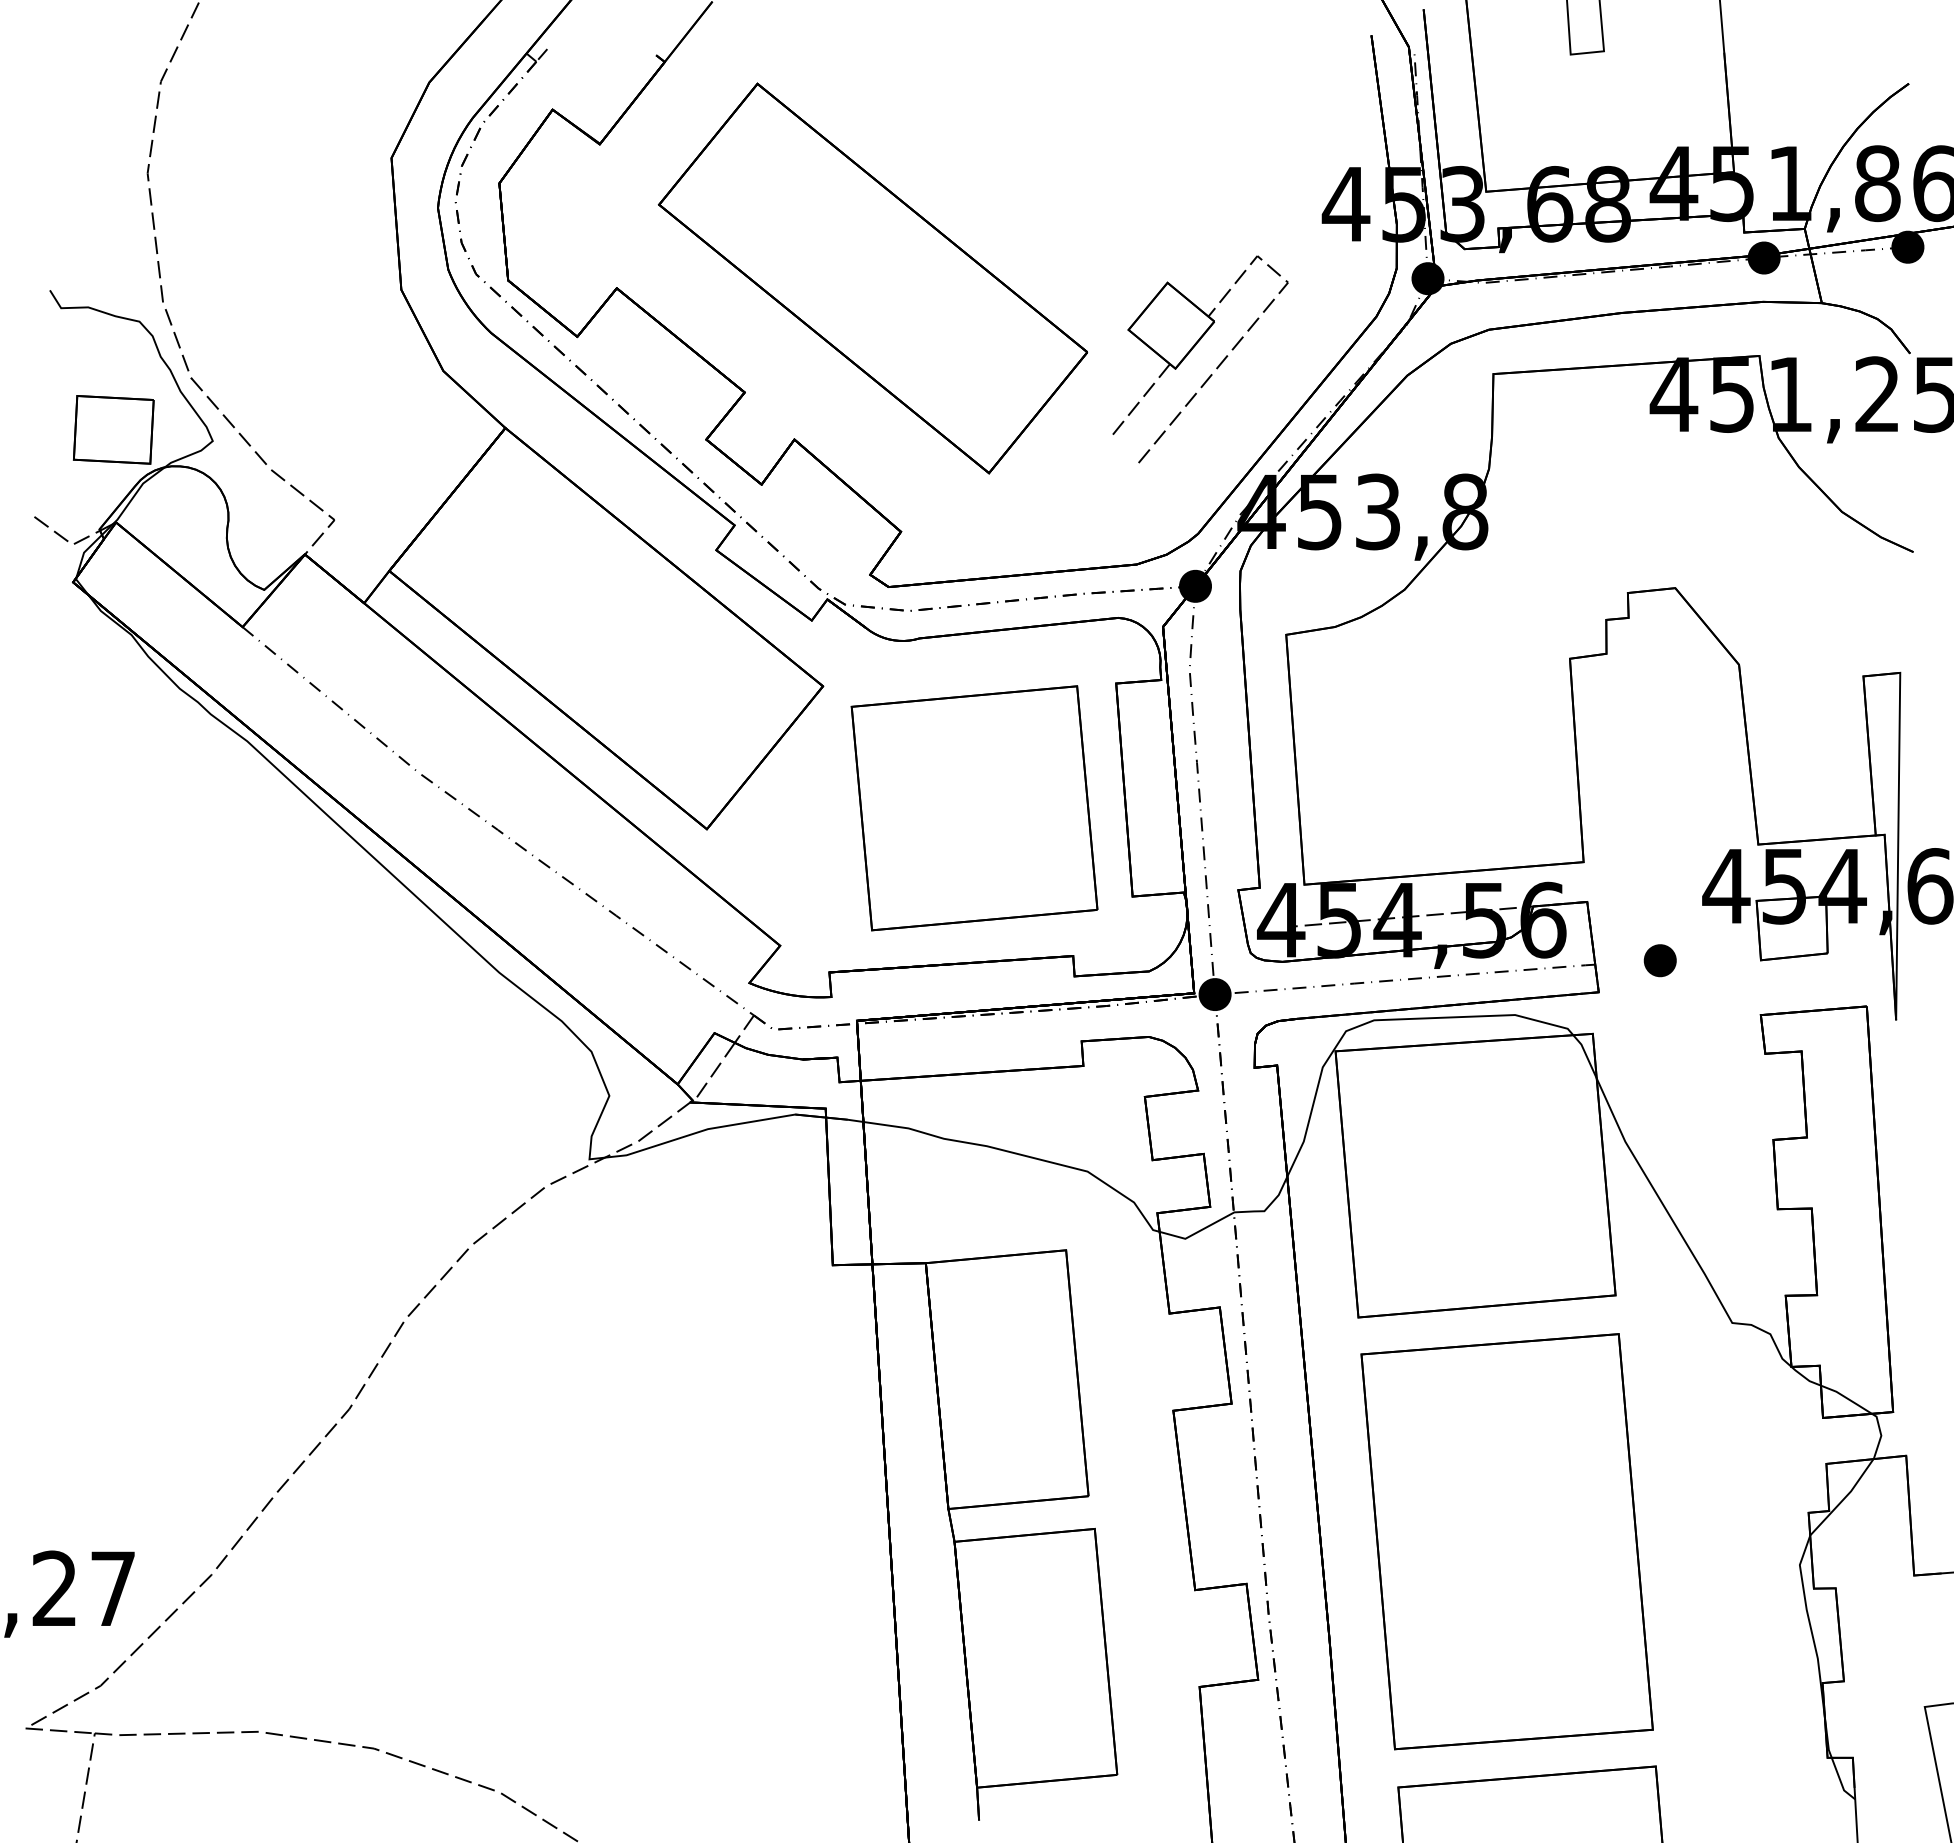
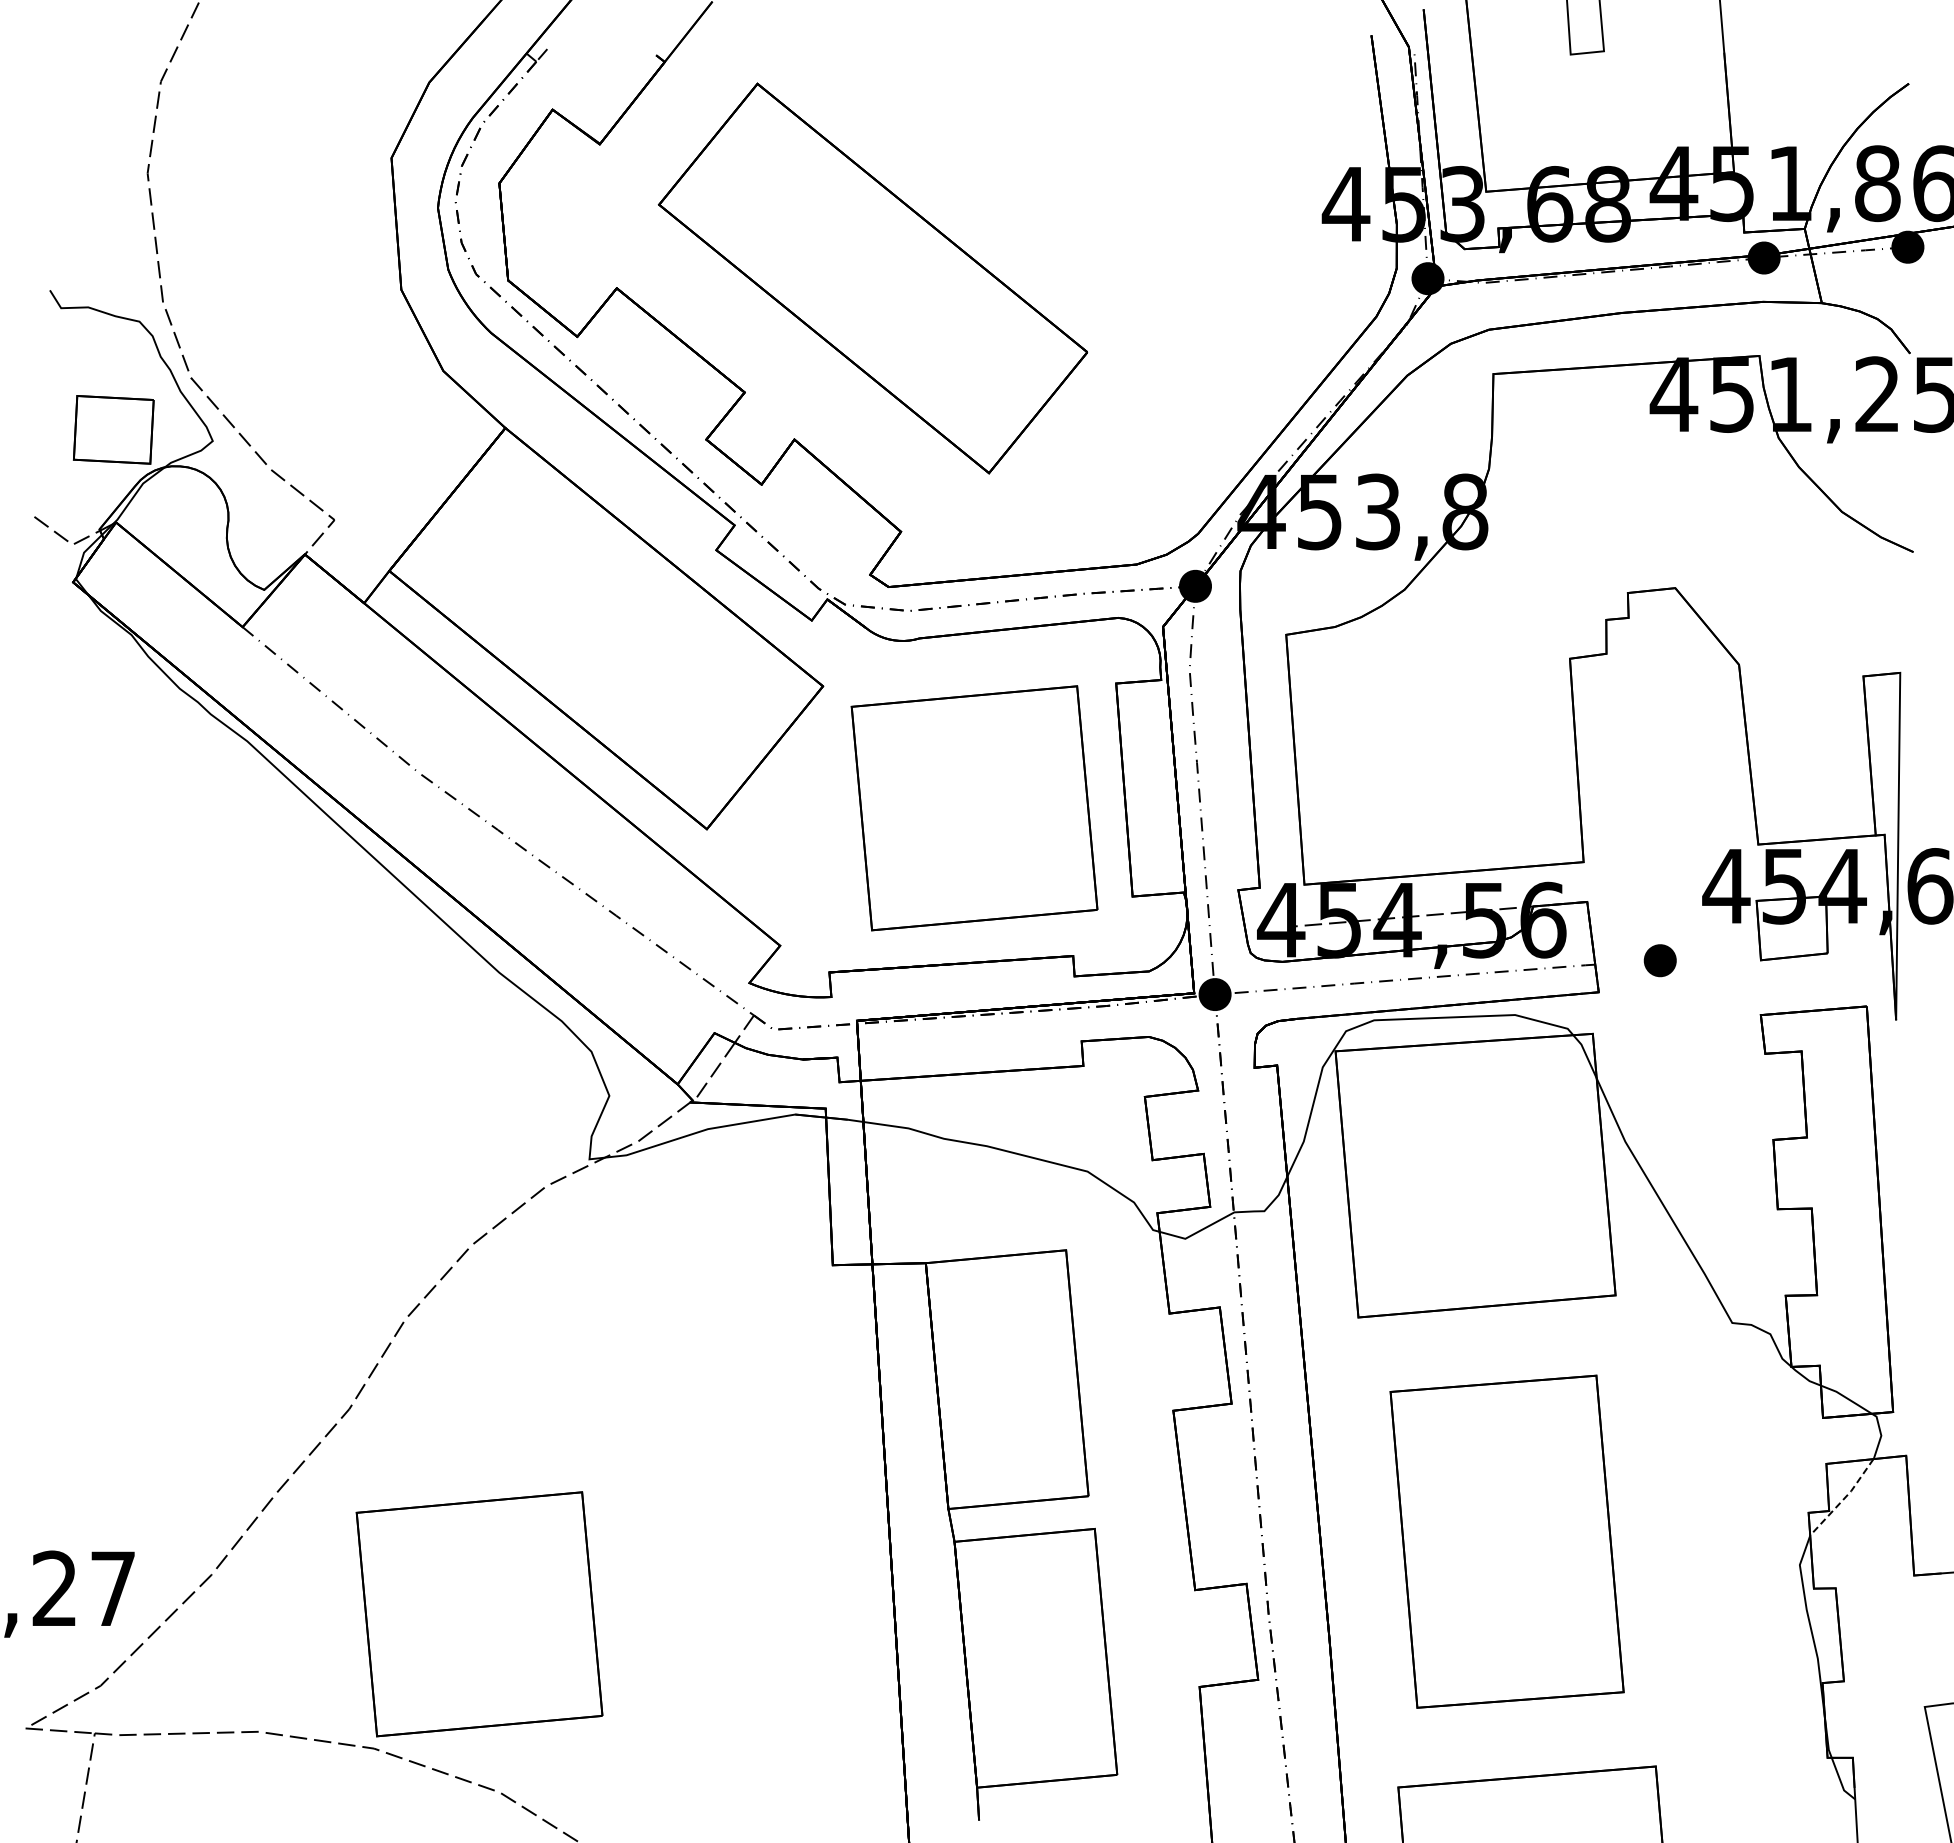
part: present -> none (1191, 351)
line: solid -> dashed (1843, 1499)
part size: 294x418 px -> 236x335 px (1506, 1541)
part: none -> present (479, 1614)
